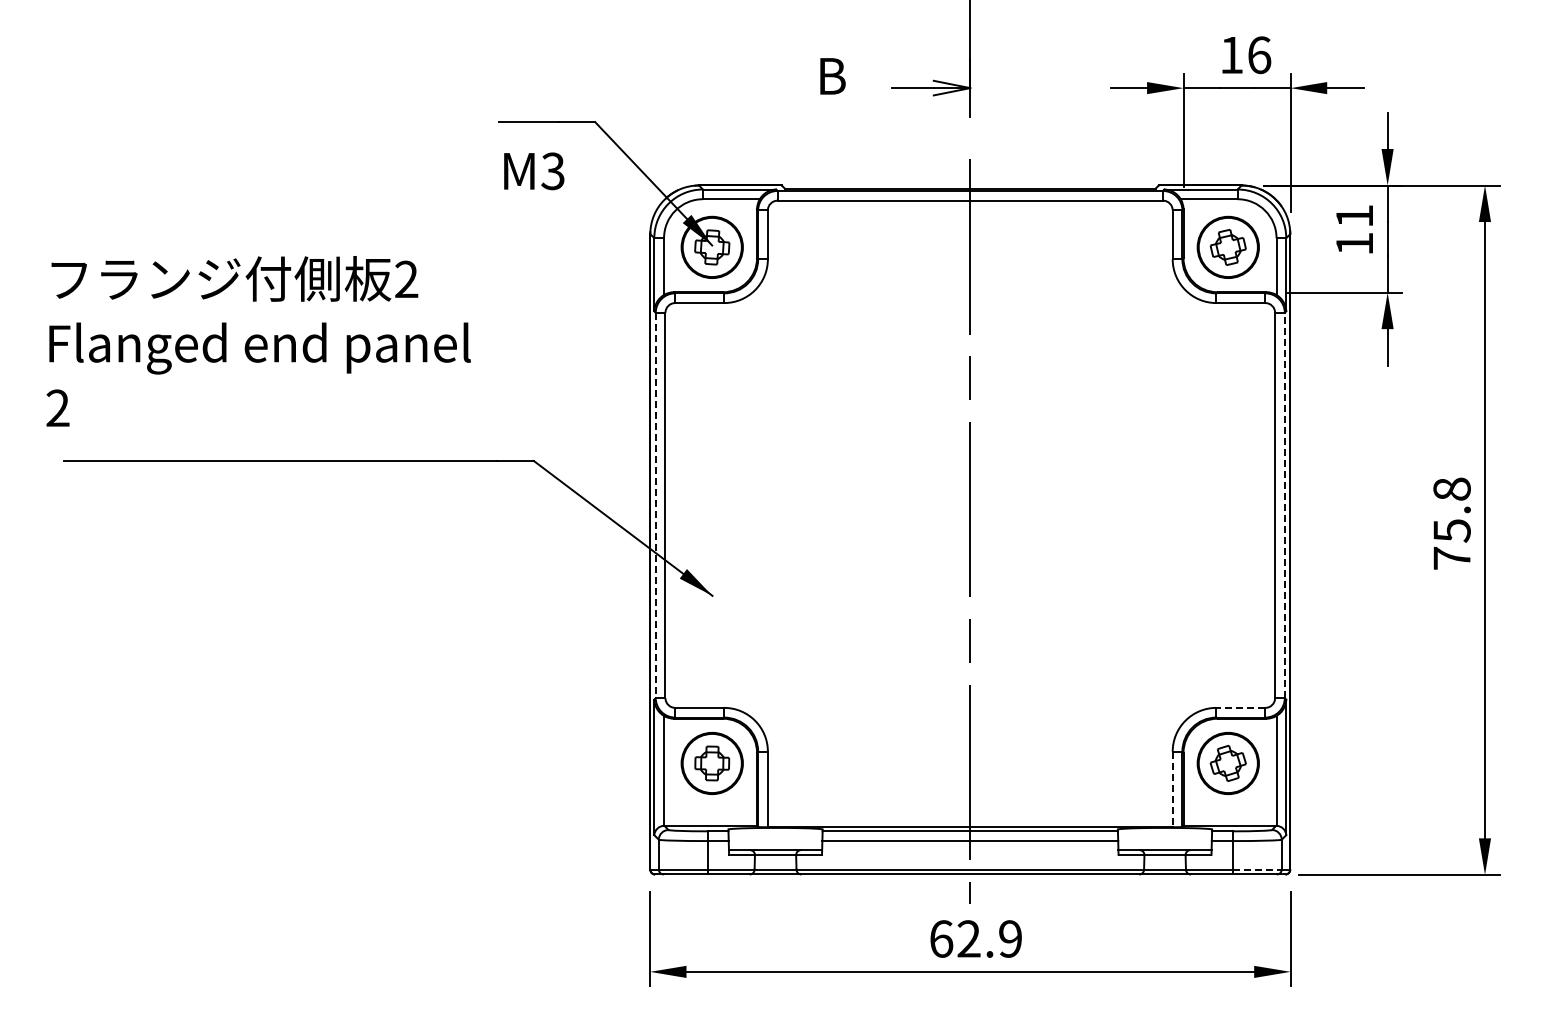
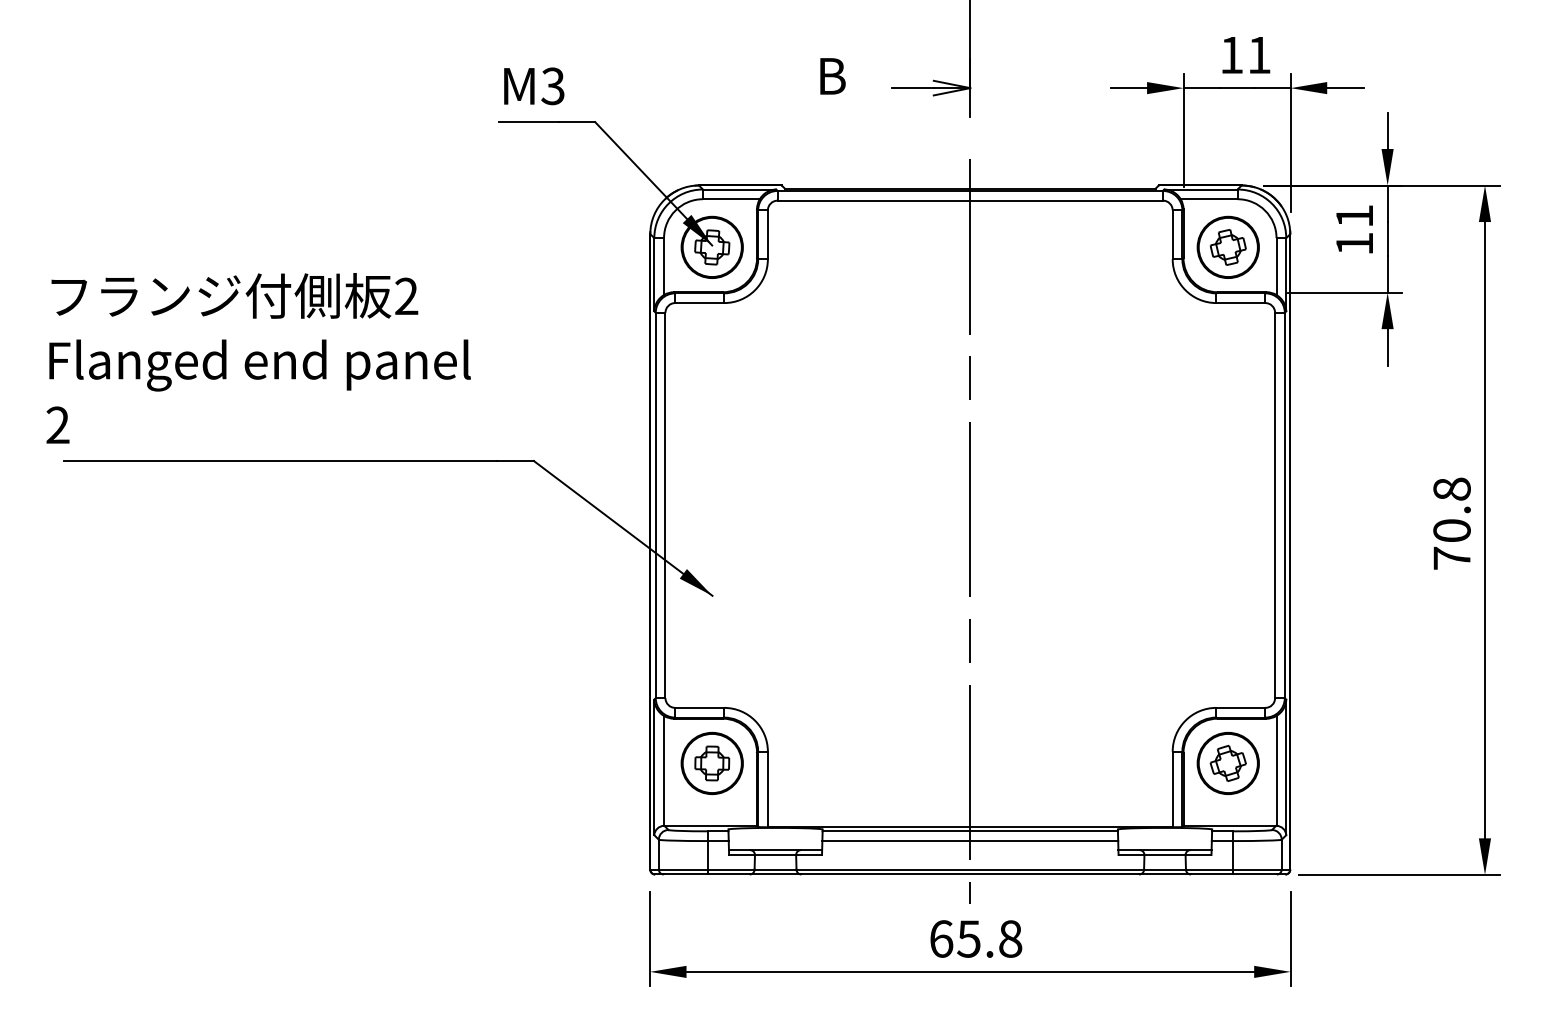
text: 16 -> 11 (1259, 55)
text position: (534, 171) -> (534, 86) (534, 86)
text position: (258, 341) -> (258, 358) (258, 358)
line: dashed -> solid (655, 505)
line: dashed -> solid (1284, 505)
text: 75.8 -> 70.8 (1451, 530)
line: dashed -> solid (1240, 707)
line: dashed -> solid (1172, 789)
line: dashed -> solid (1257, 869)
text: 62.9 -> 65.8 (989, 938)
